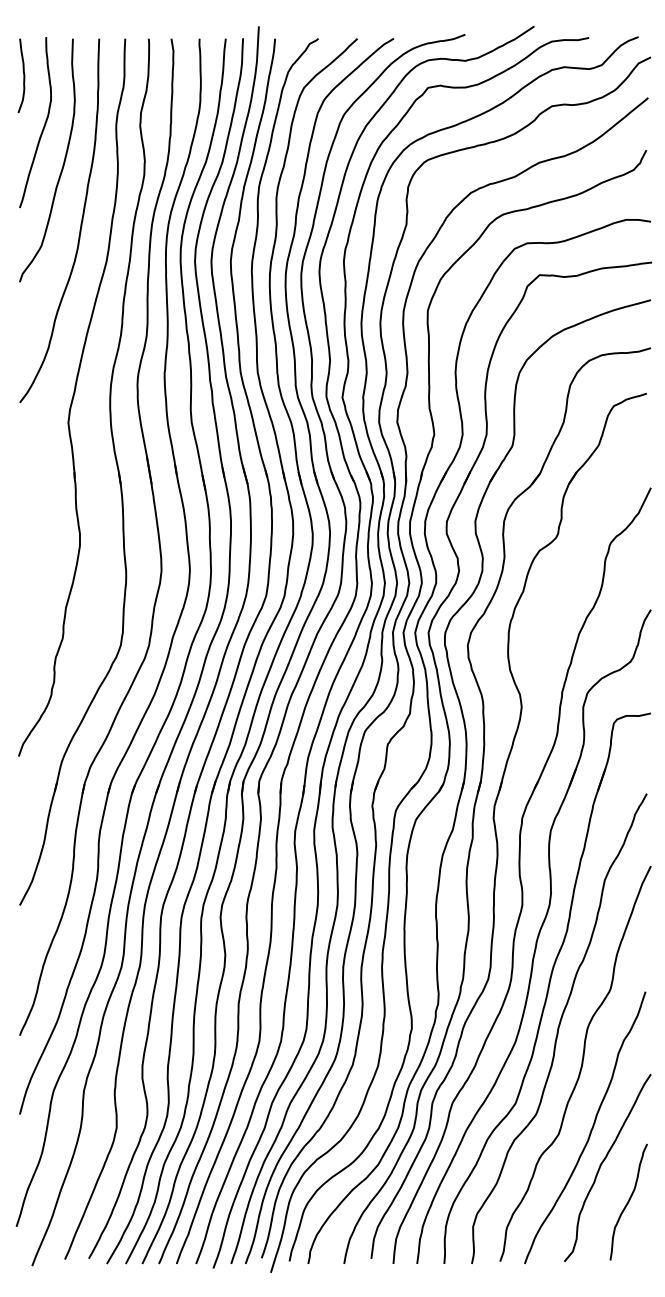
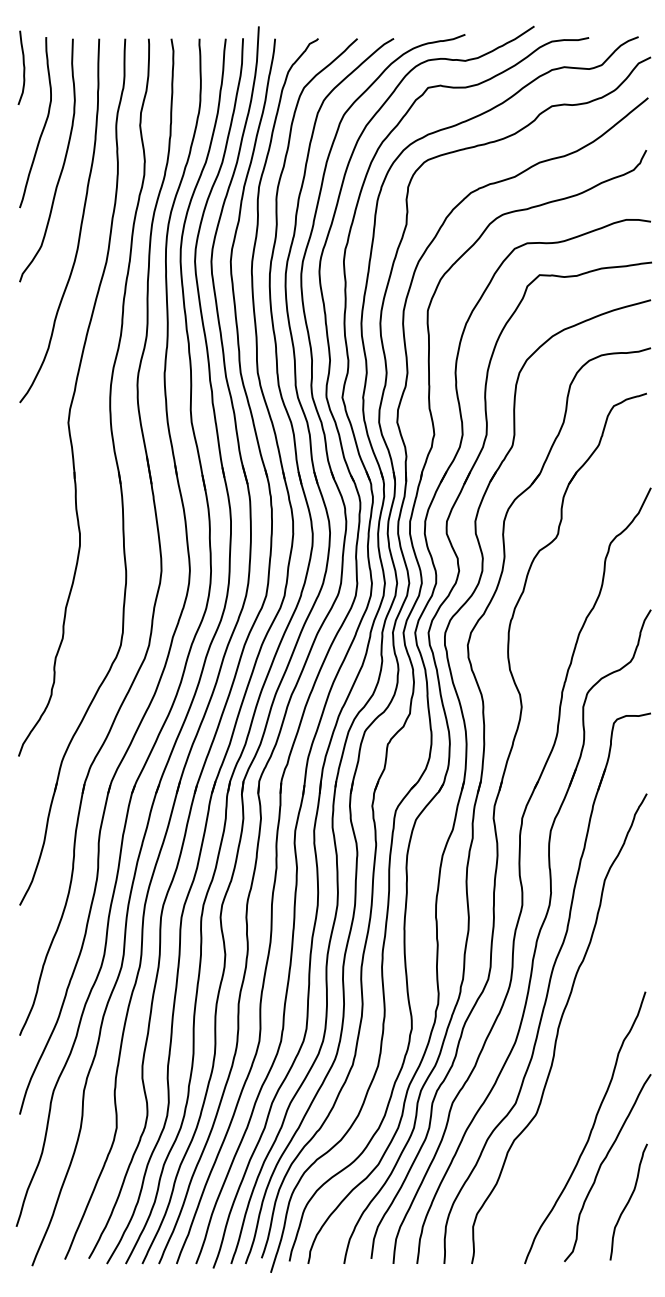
curve position: (23, 75) -> (23, 67) (23, 67)
curve: present -> none (580, 1066)
